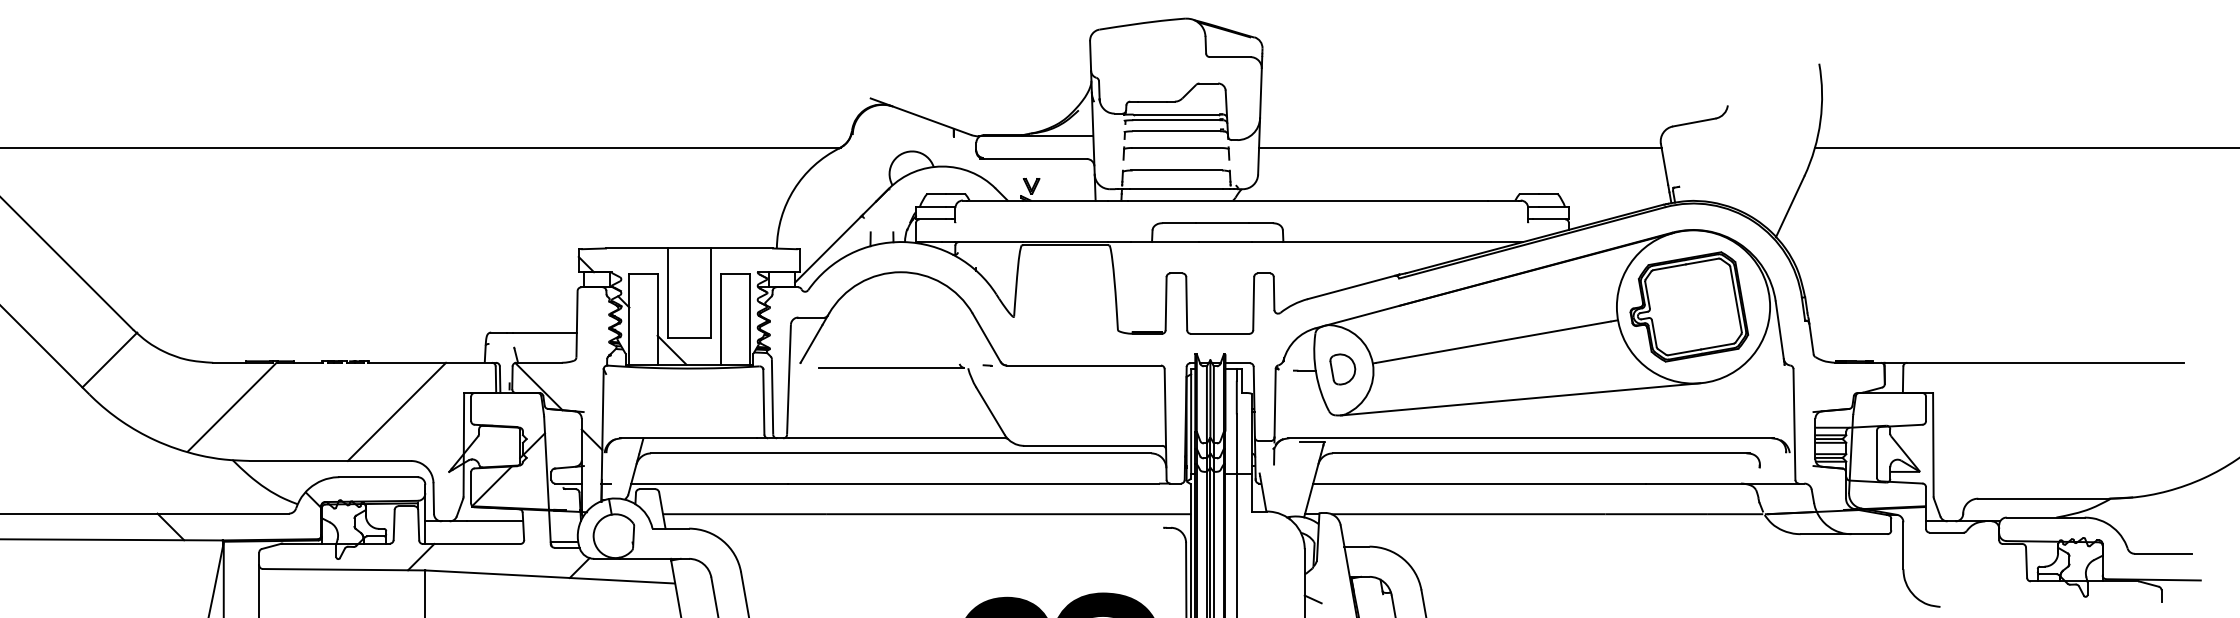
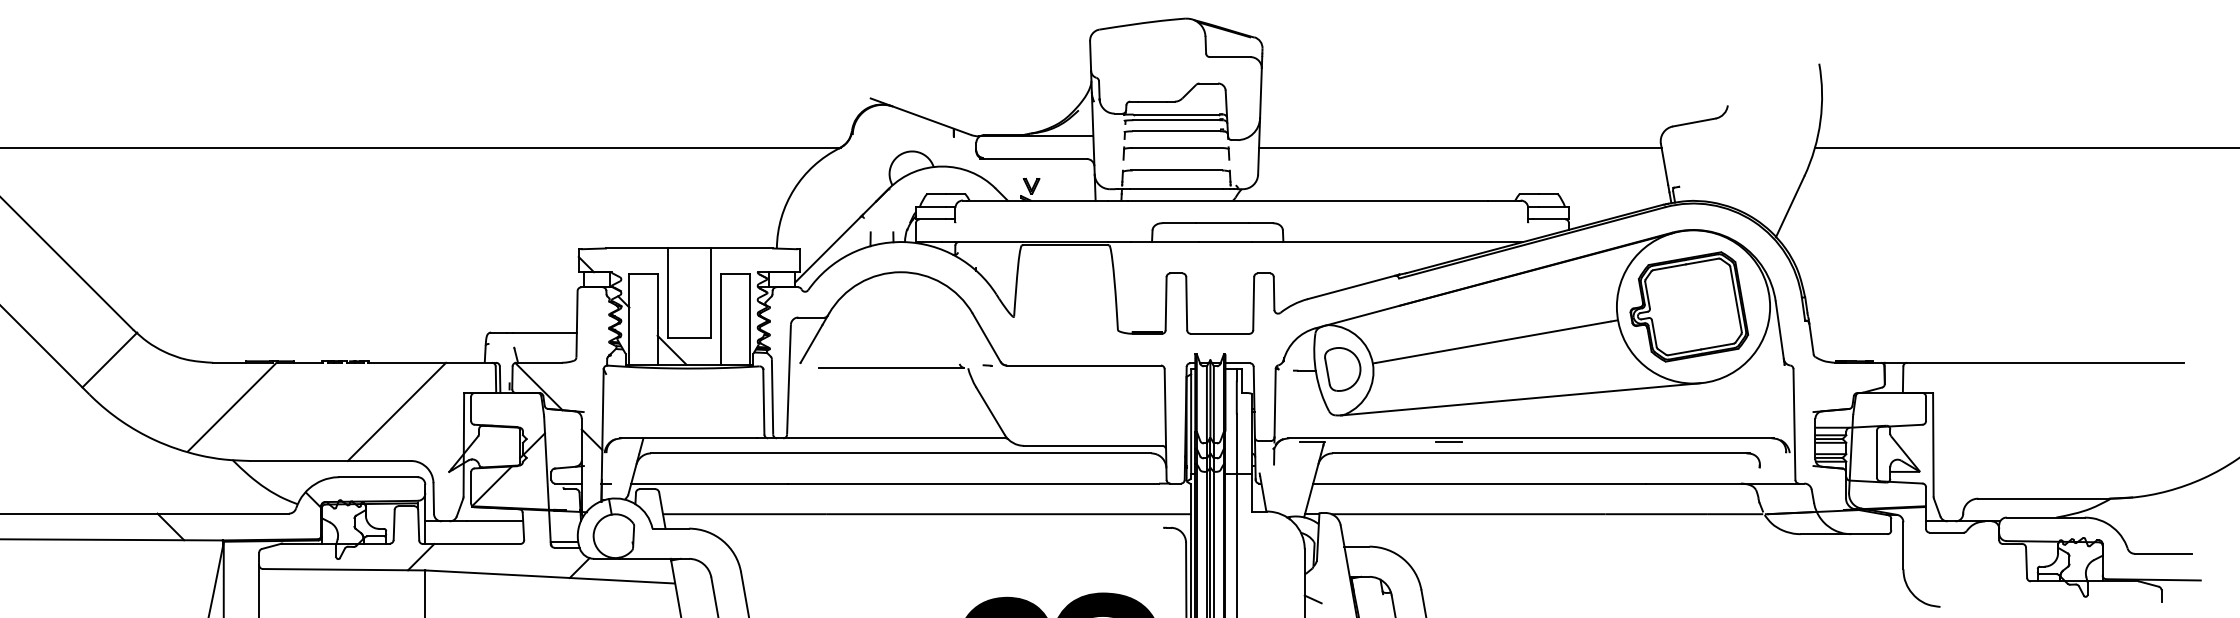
part size: 28x33 px -> 38x45 px (1342, 369)
line: none -> present (1448, 442)
